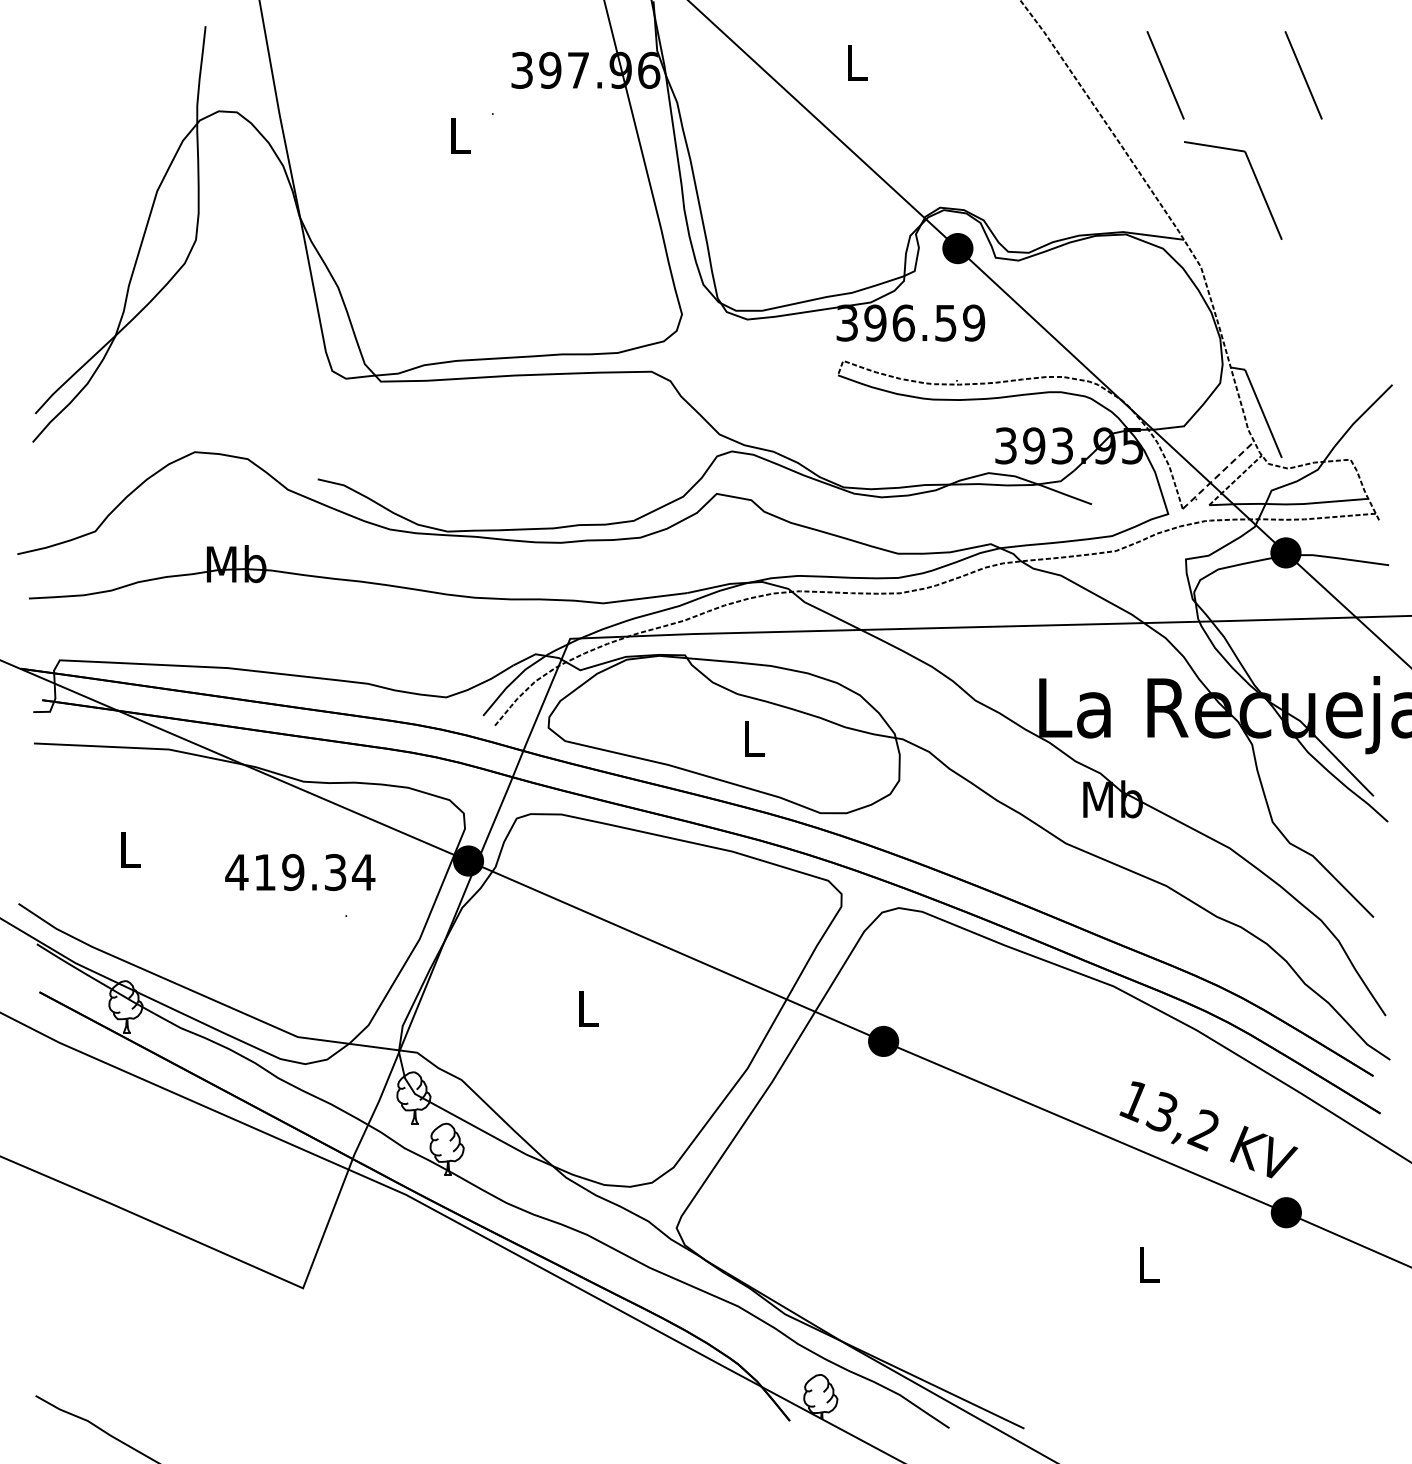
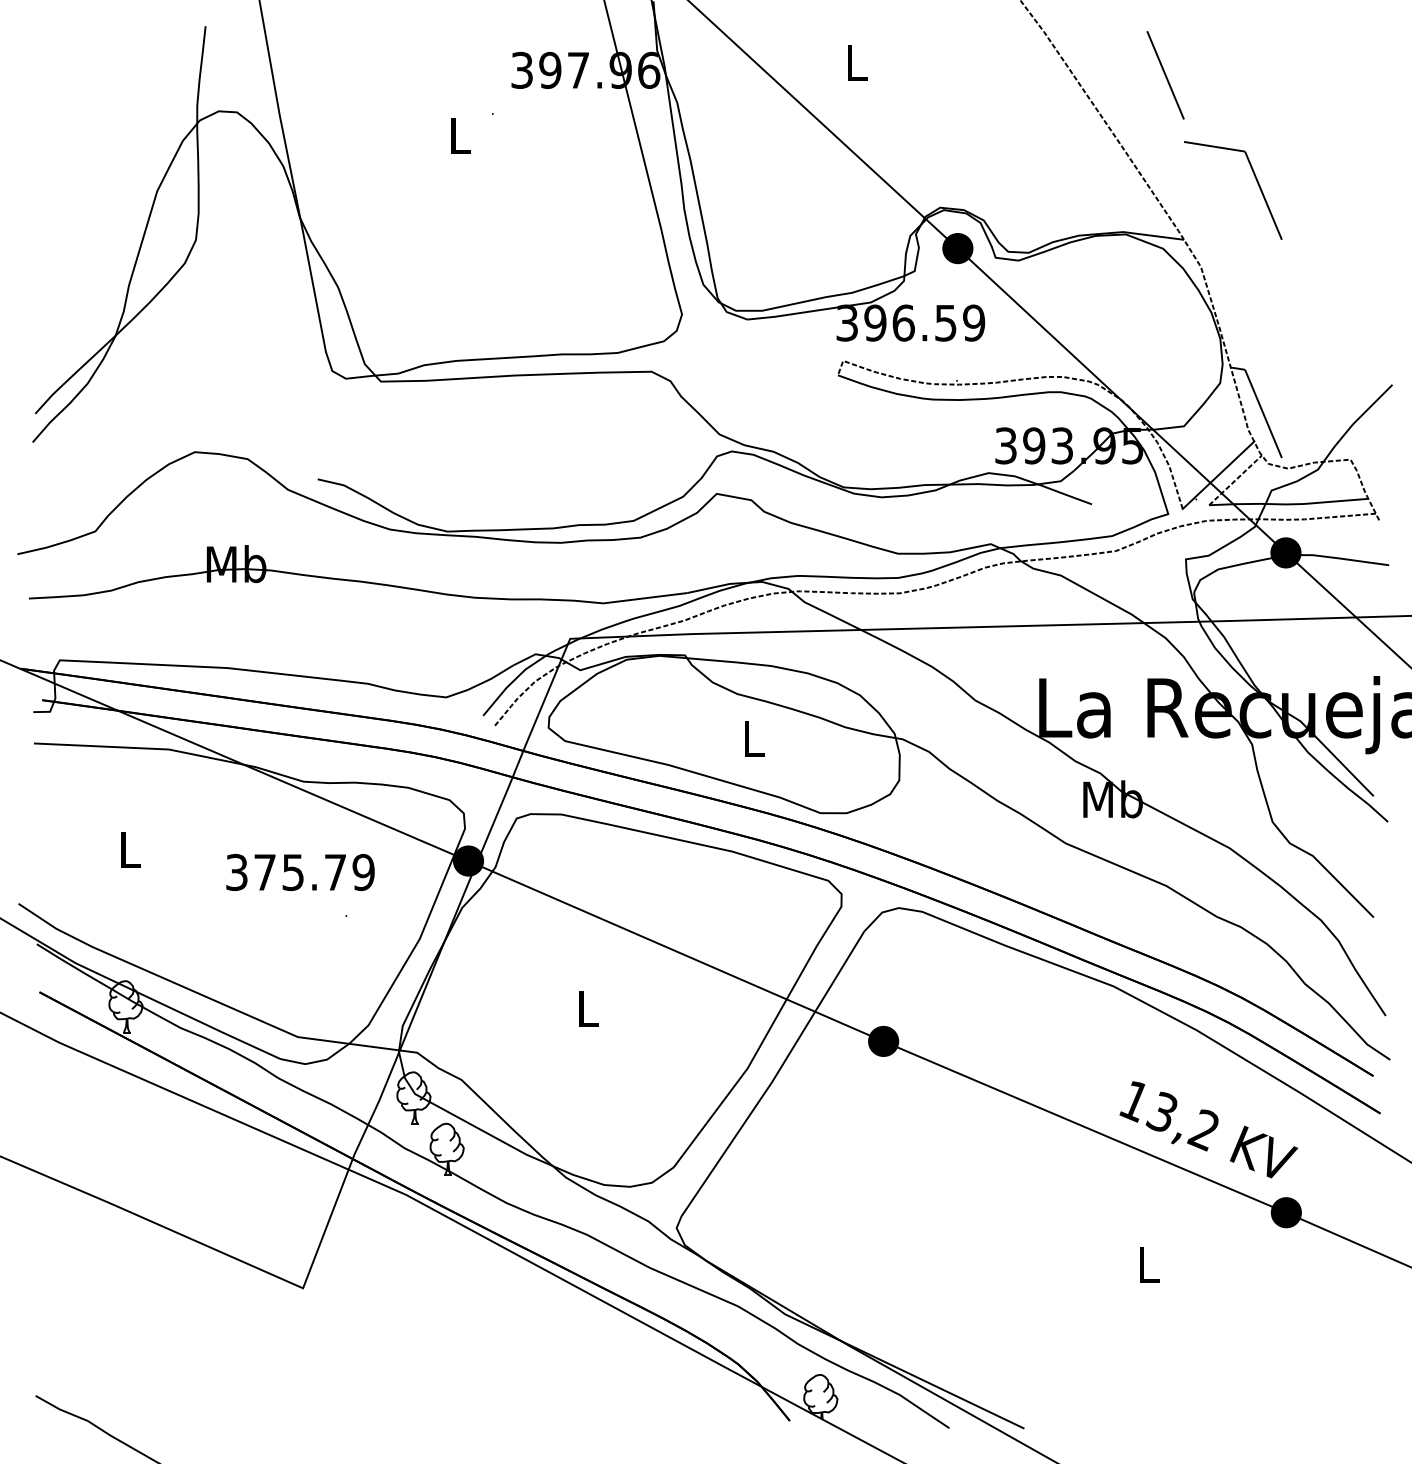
line: present -> none (1303, 75)
line: dashed -> solid (1218, 474)
text: 419.34 -> 375.79 (300, 872)
